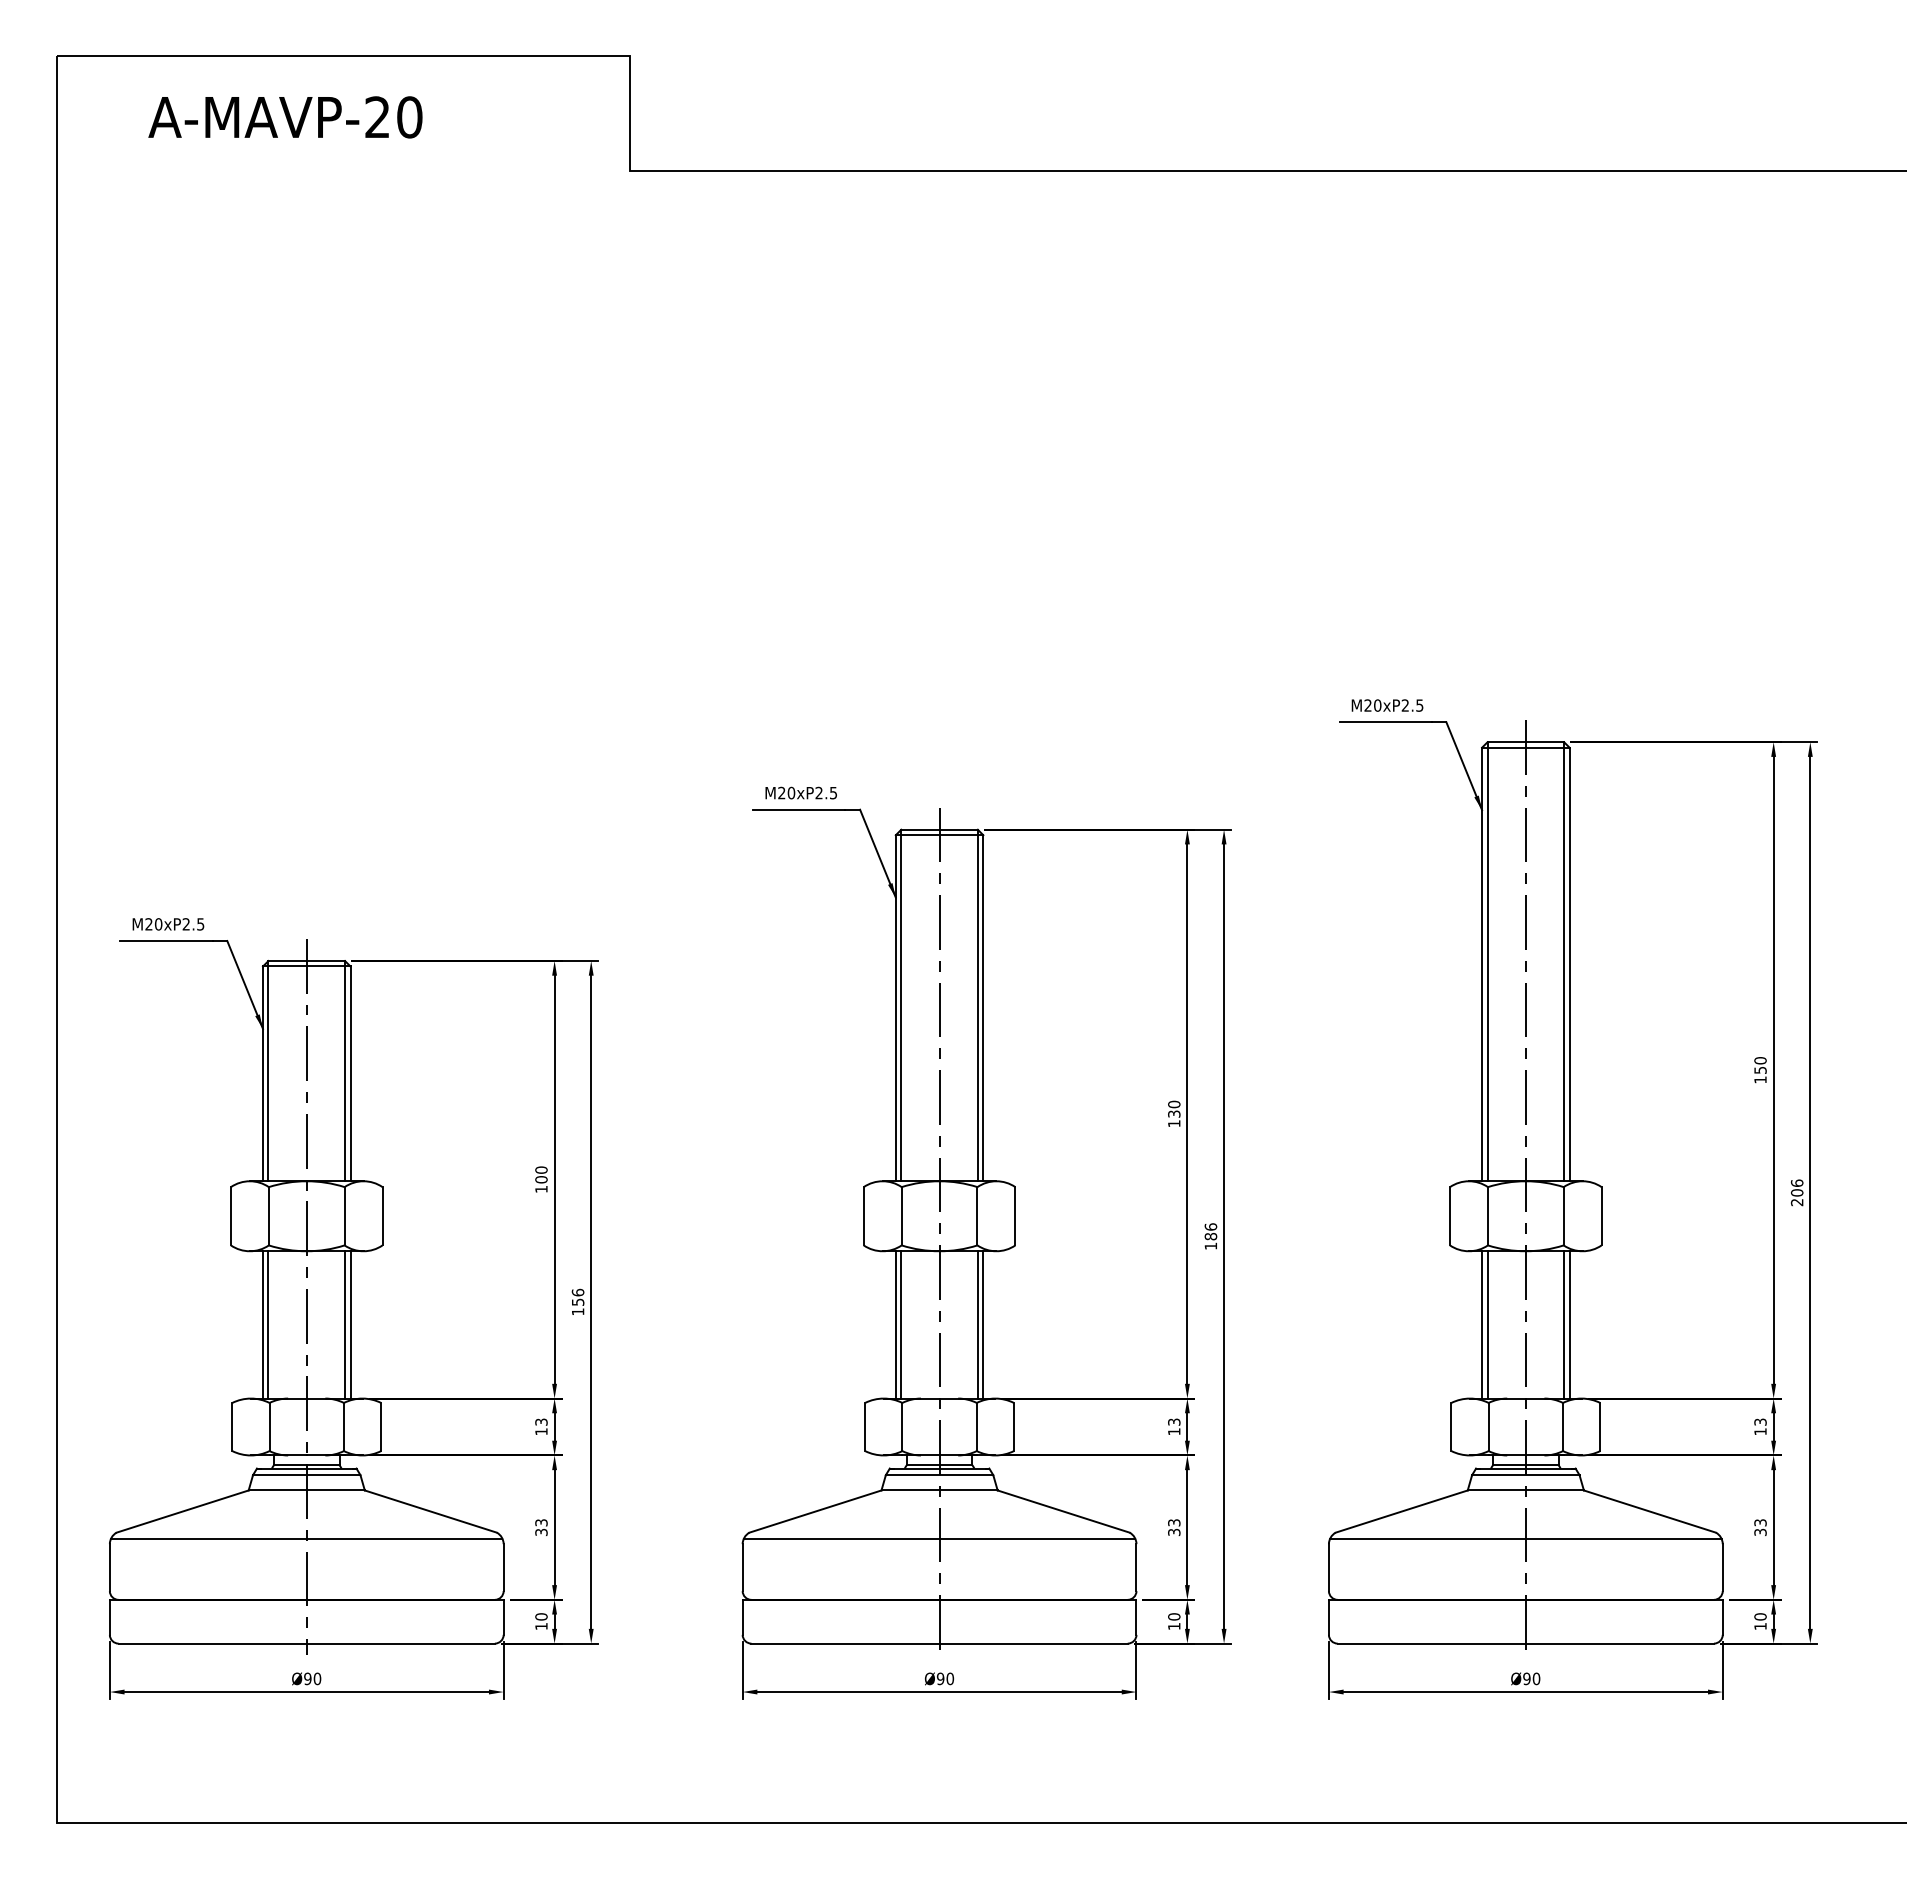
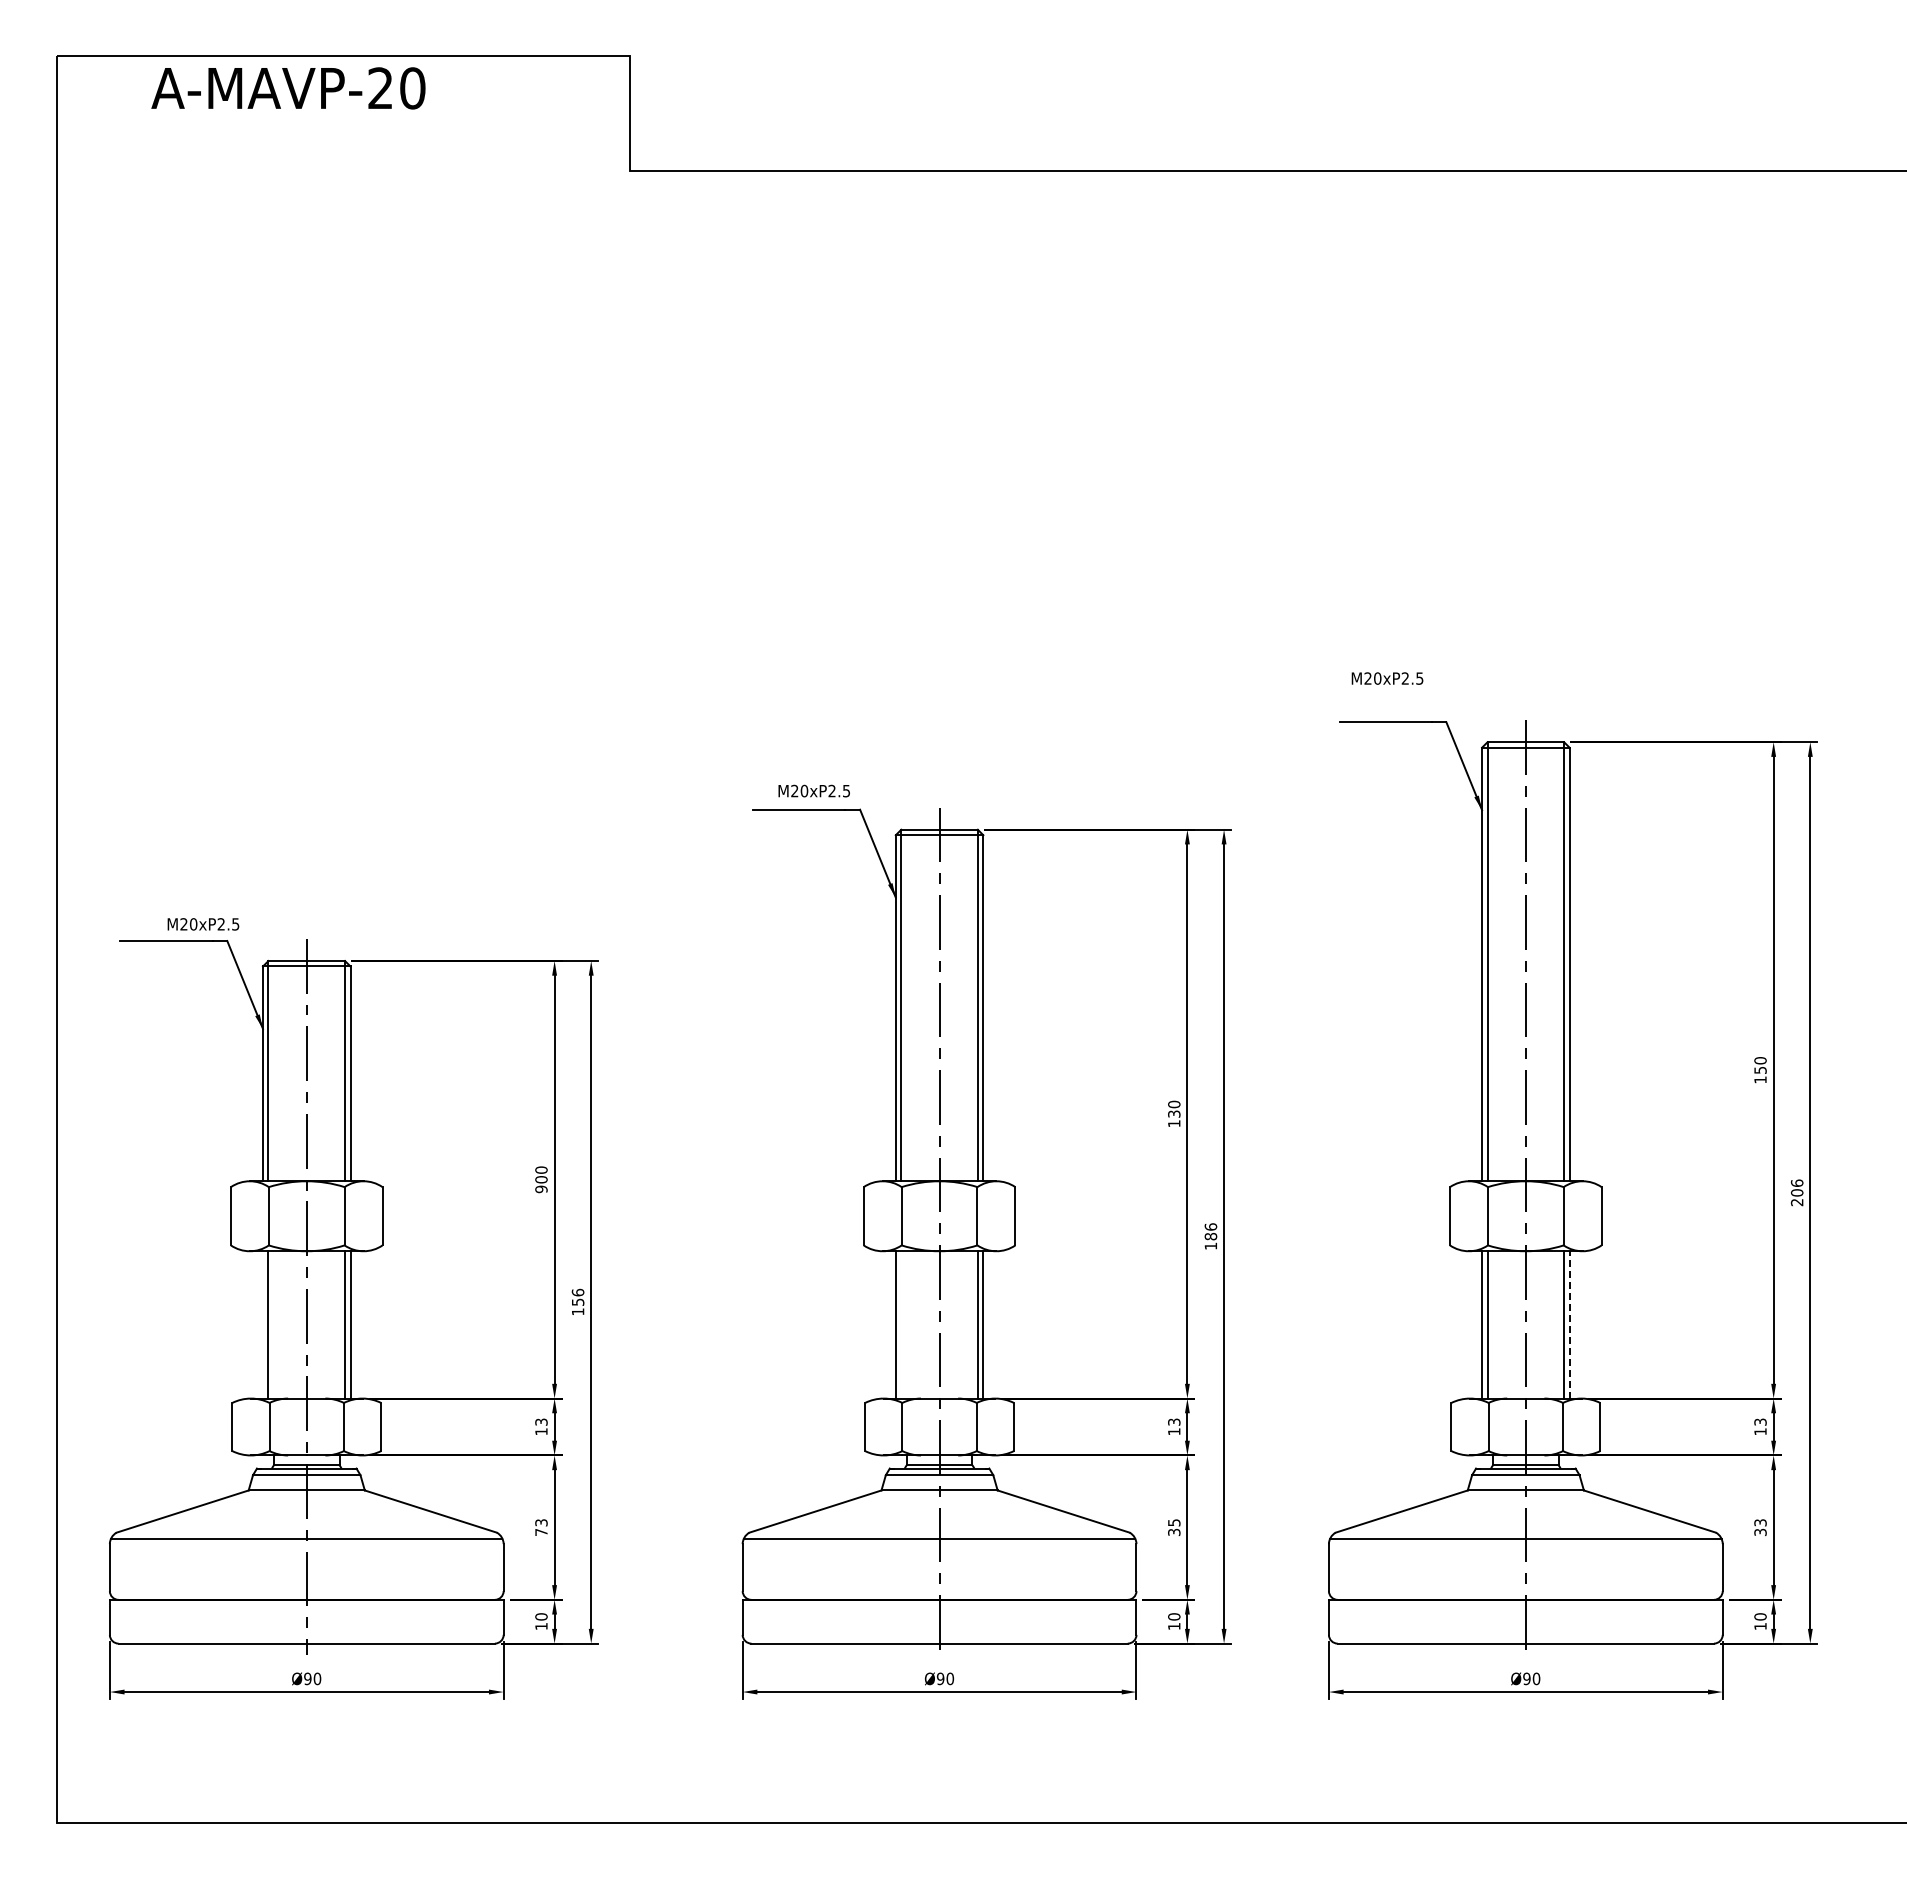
text position: (285, 117) -> (288, 88) (288, 88)
text position: (1387, 705) -> (1387, 678) (1387, 678)
text position: (800, 792) -> (813, 790) (813, 790)
text position: (168, 924) -> (203, 924) (203, 924)
text: 100 -> 900 (541, 1189)
line: present -> none (263, 1324)
line: present -> none (901, 1324)
line: solid -> dashed (1569, 1324)
text: 33 -> 35 (1173, 1522)
text: 33 -> 73 (541, 1532)
